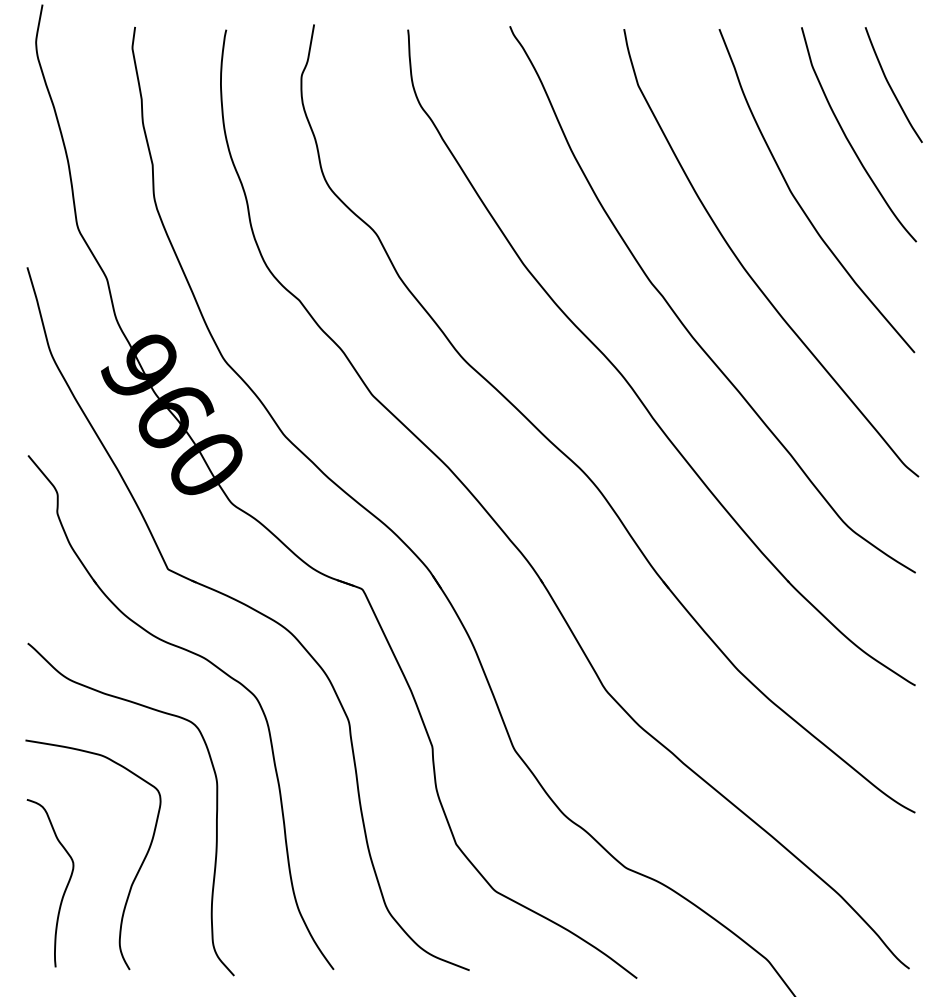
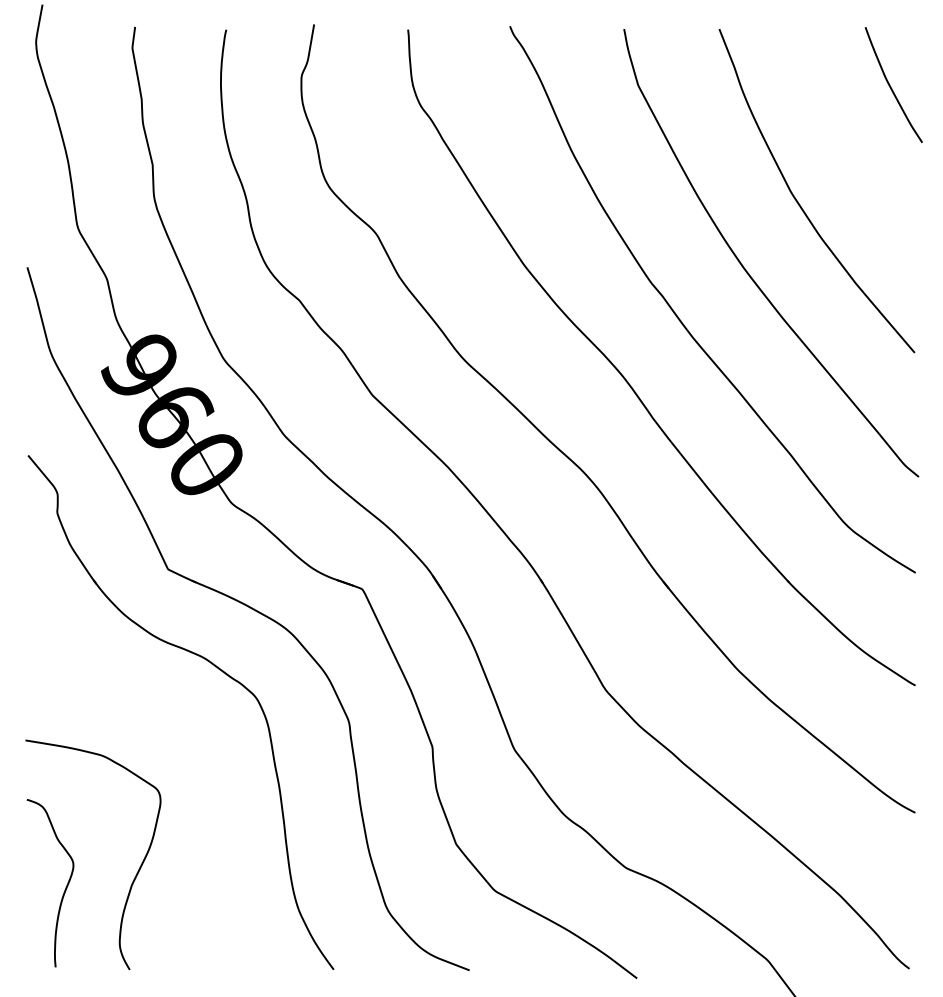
curve: present -> none (849, 140)
curve: present -> none (216, 809)
